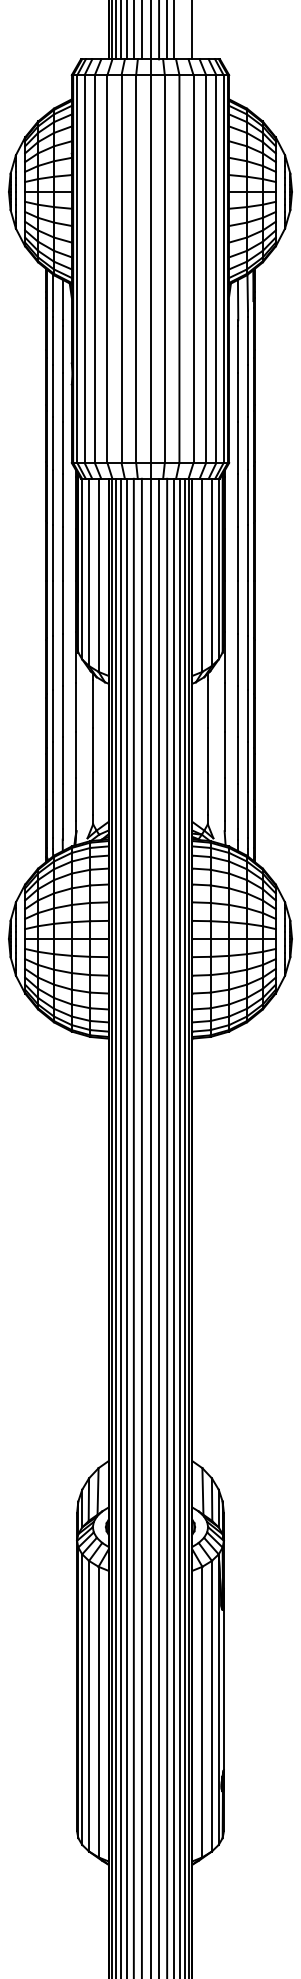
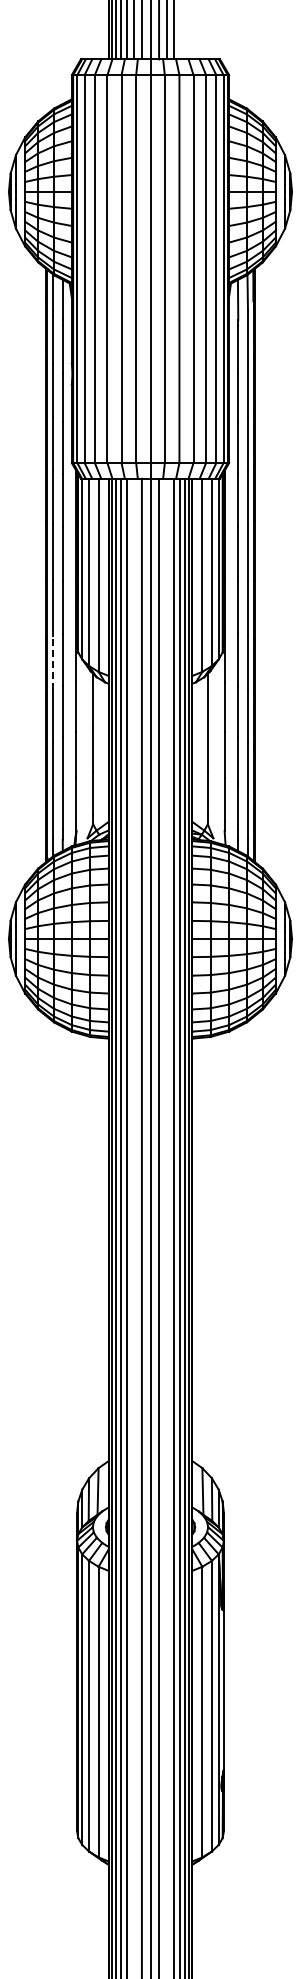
line: present -> none (192, 30)
line: solid -> dashed (53, 662)
line: present -> none (133, 1226)
line: present -> none (167, 1226)
